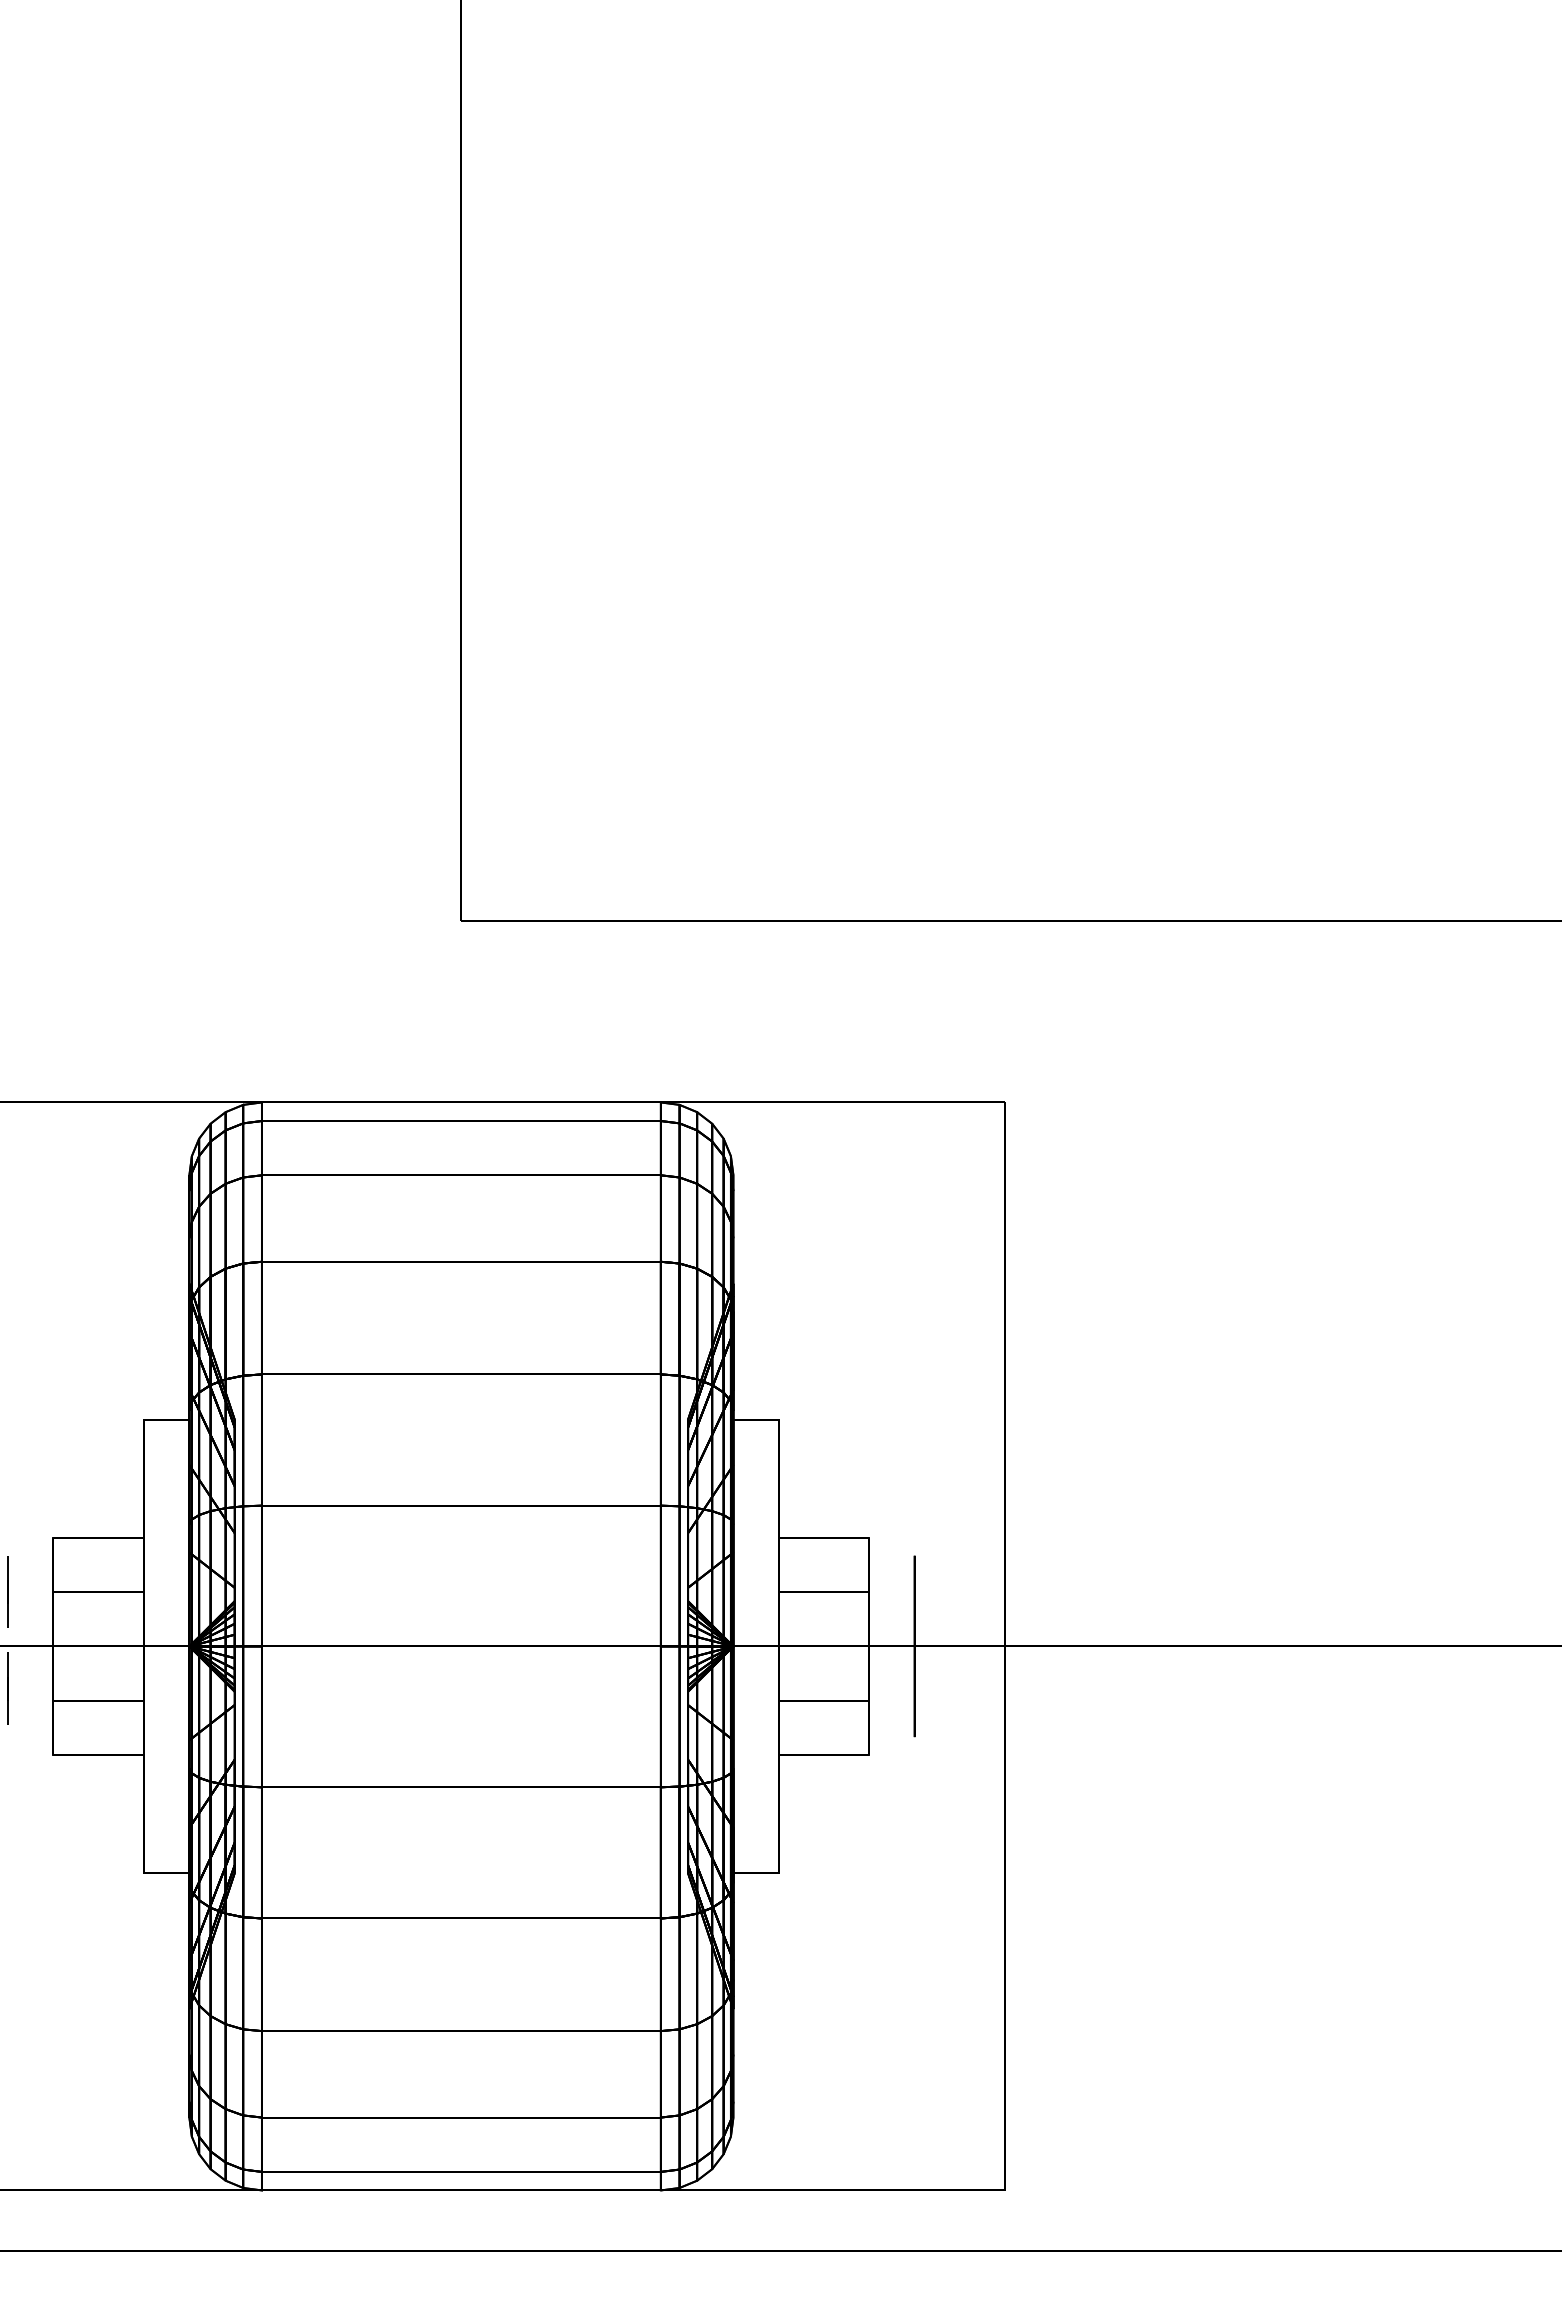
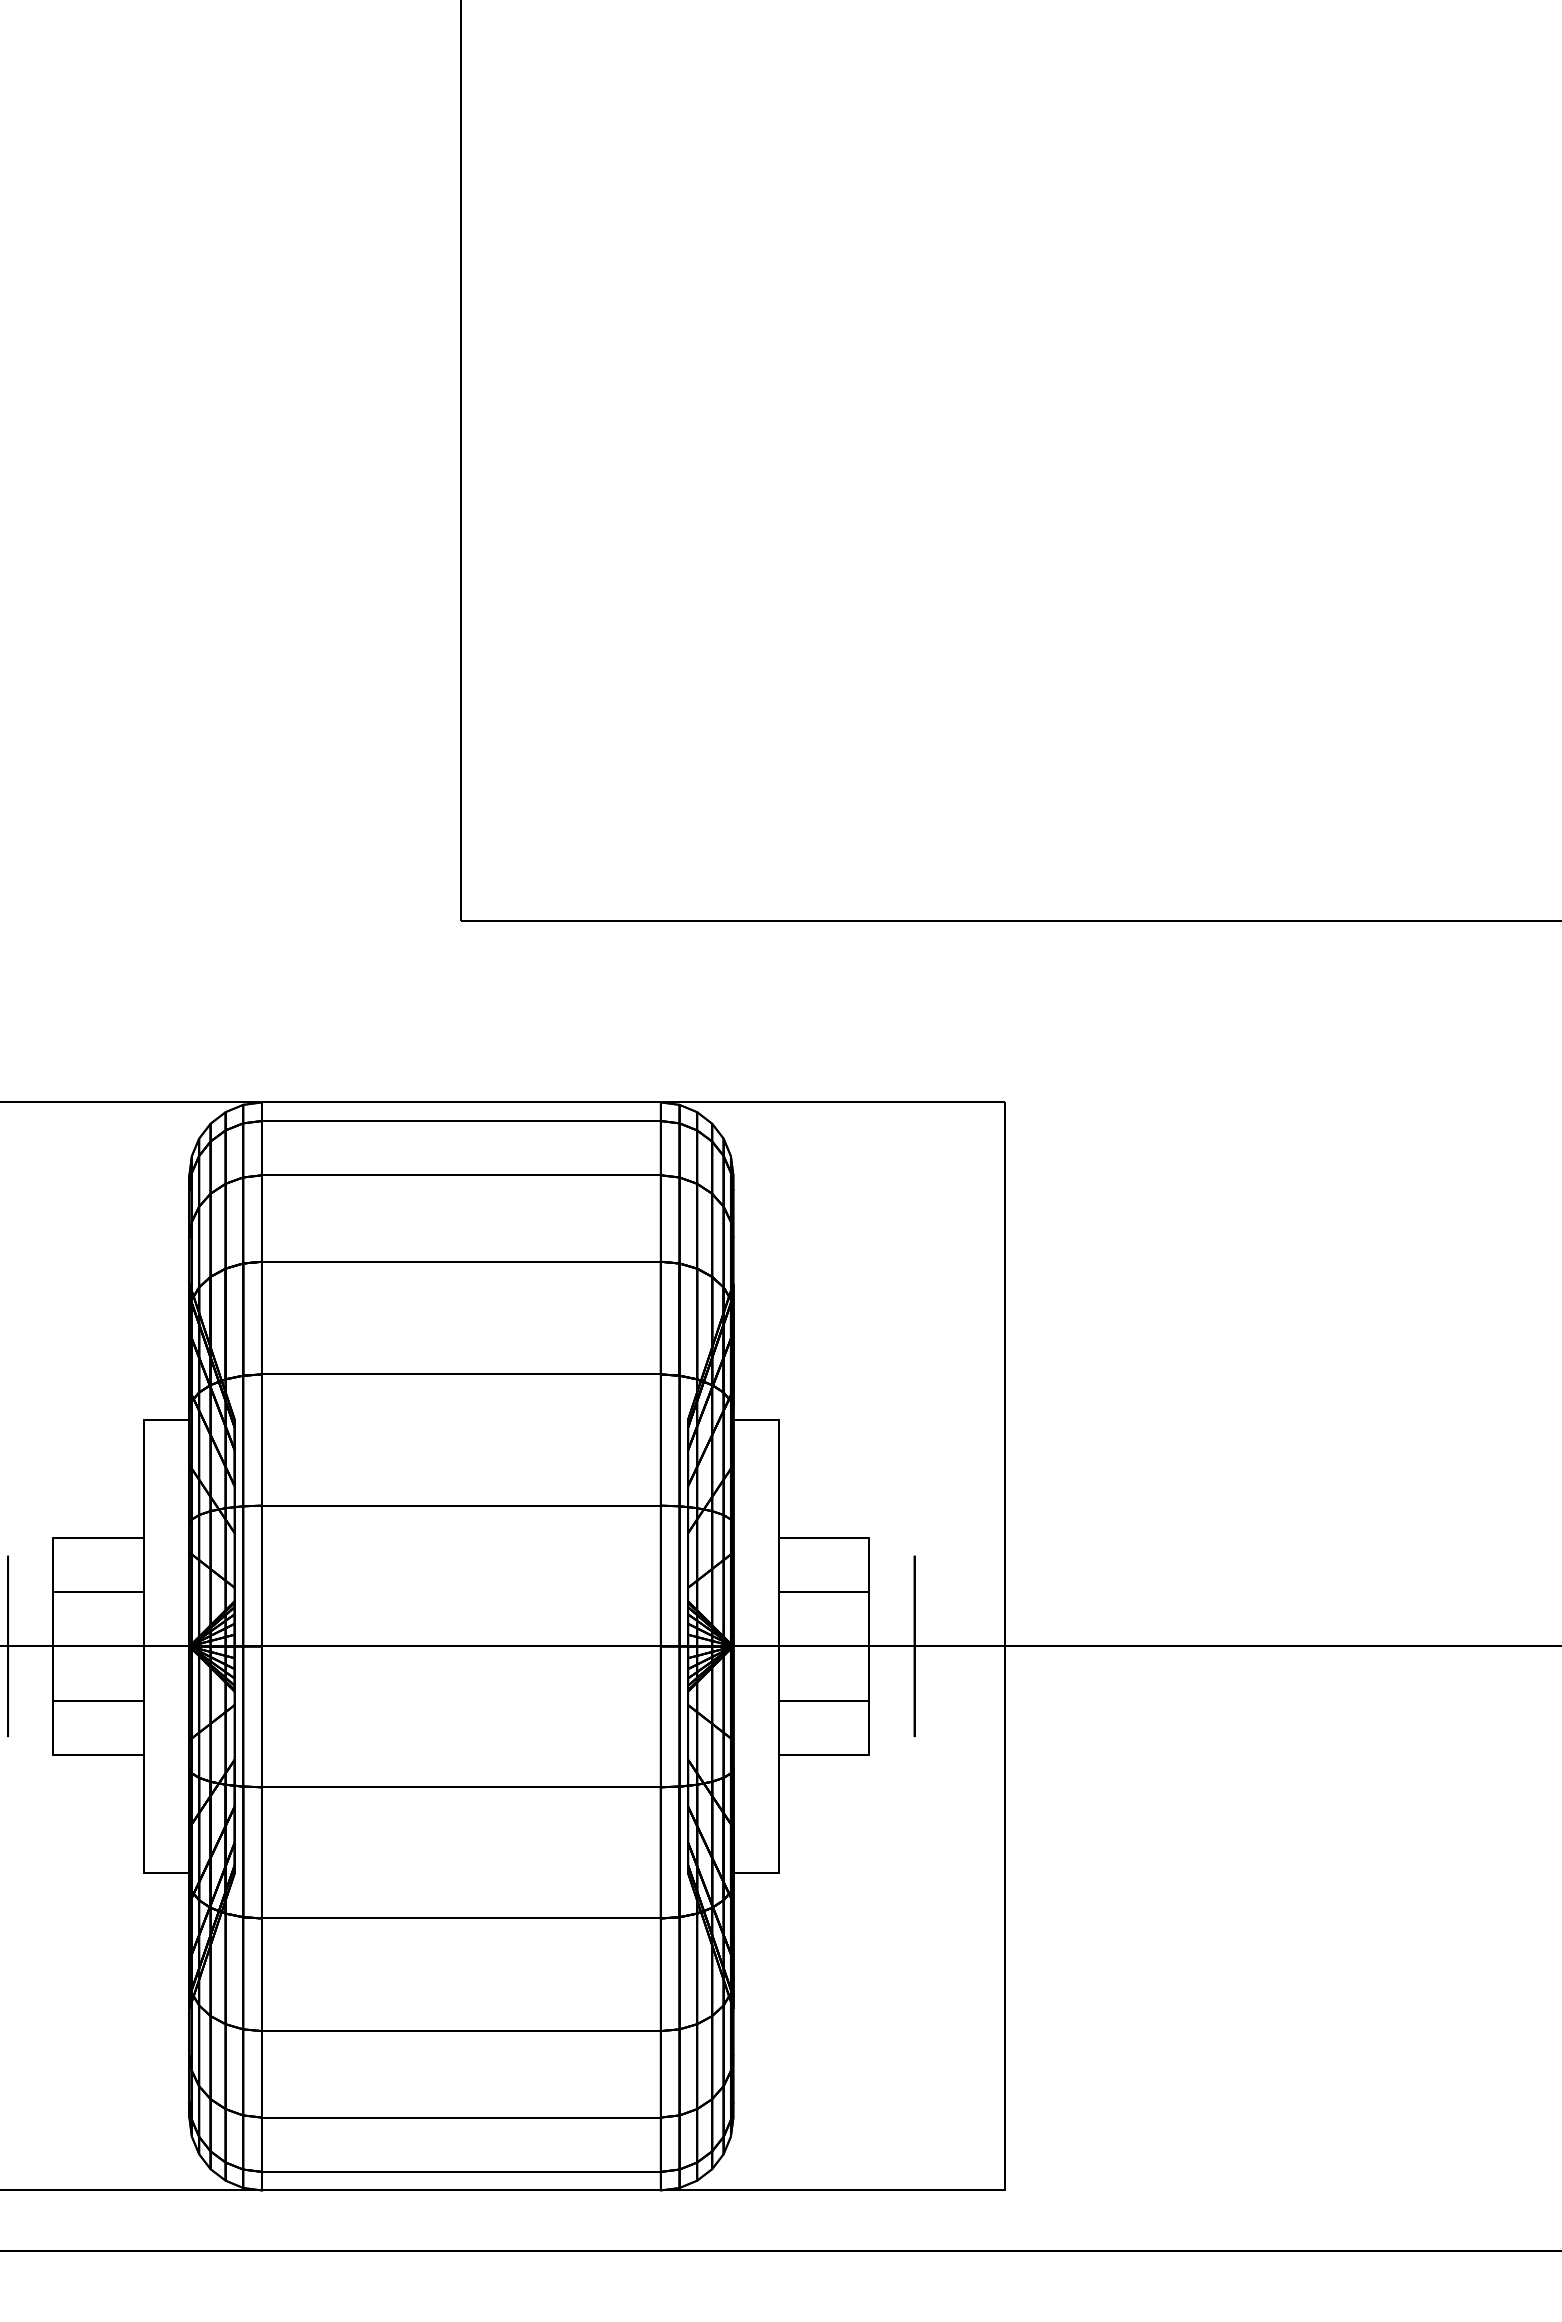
circle: dashed -> solid (8, 1646)
